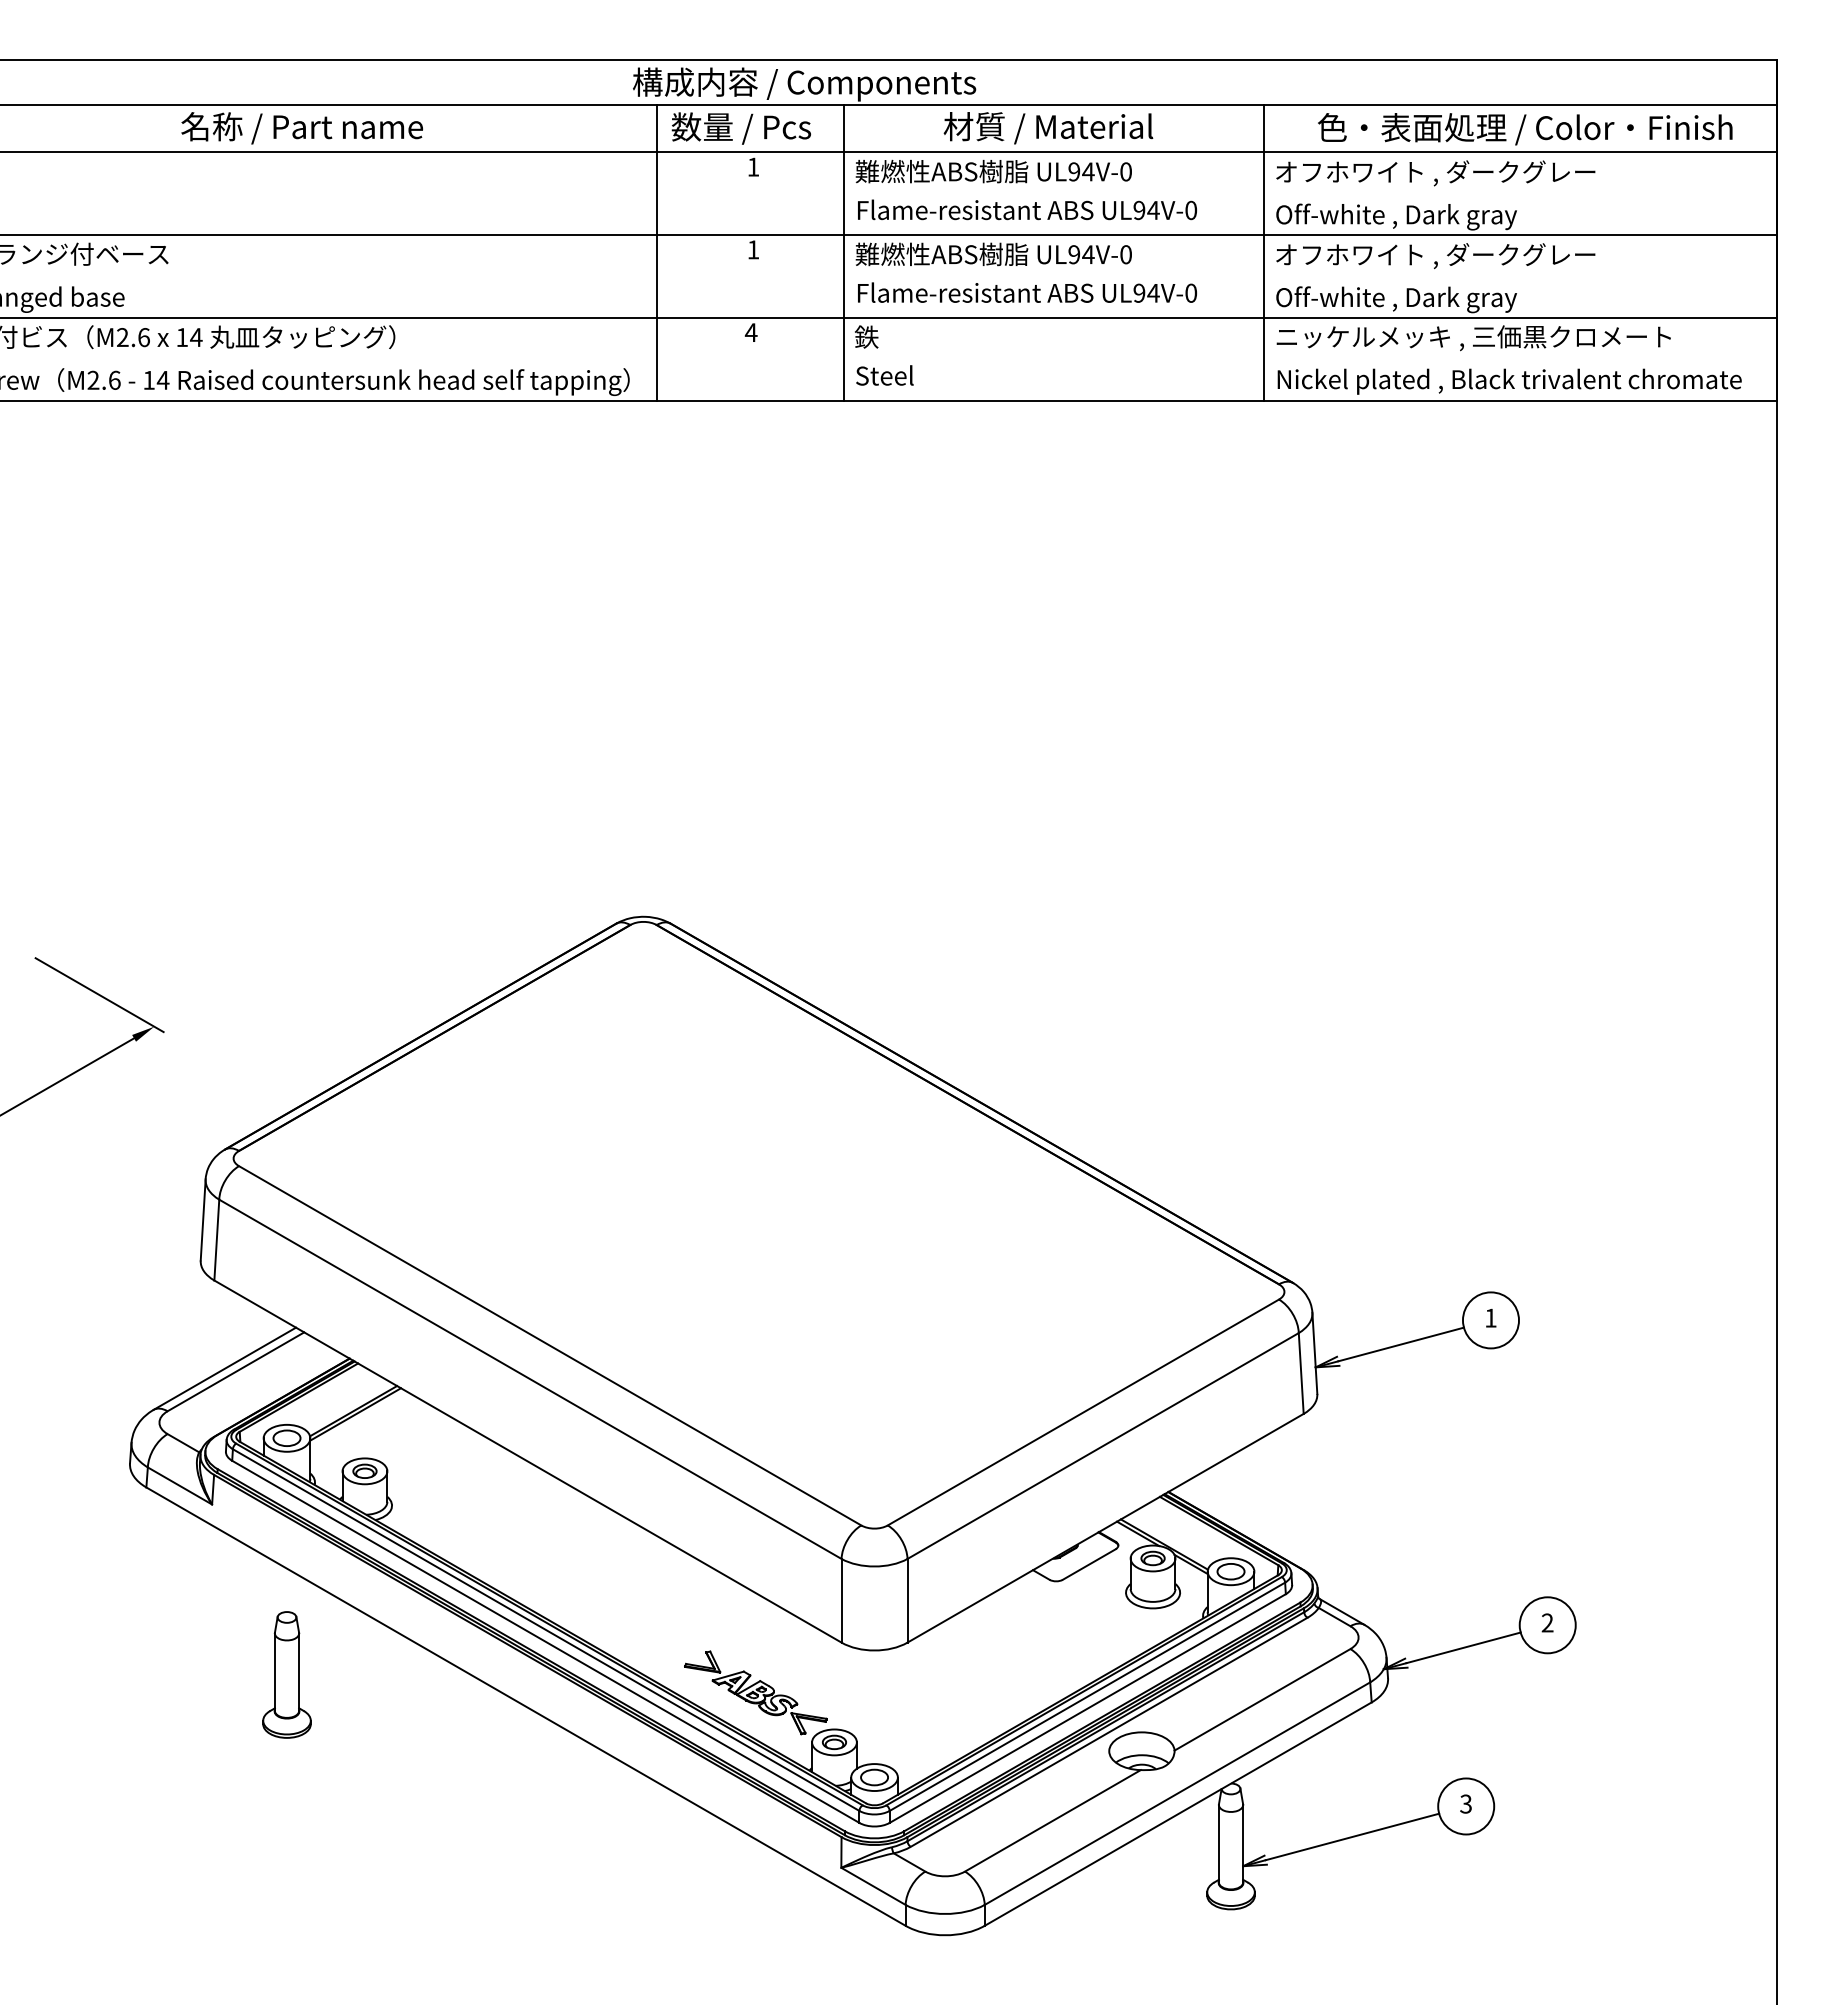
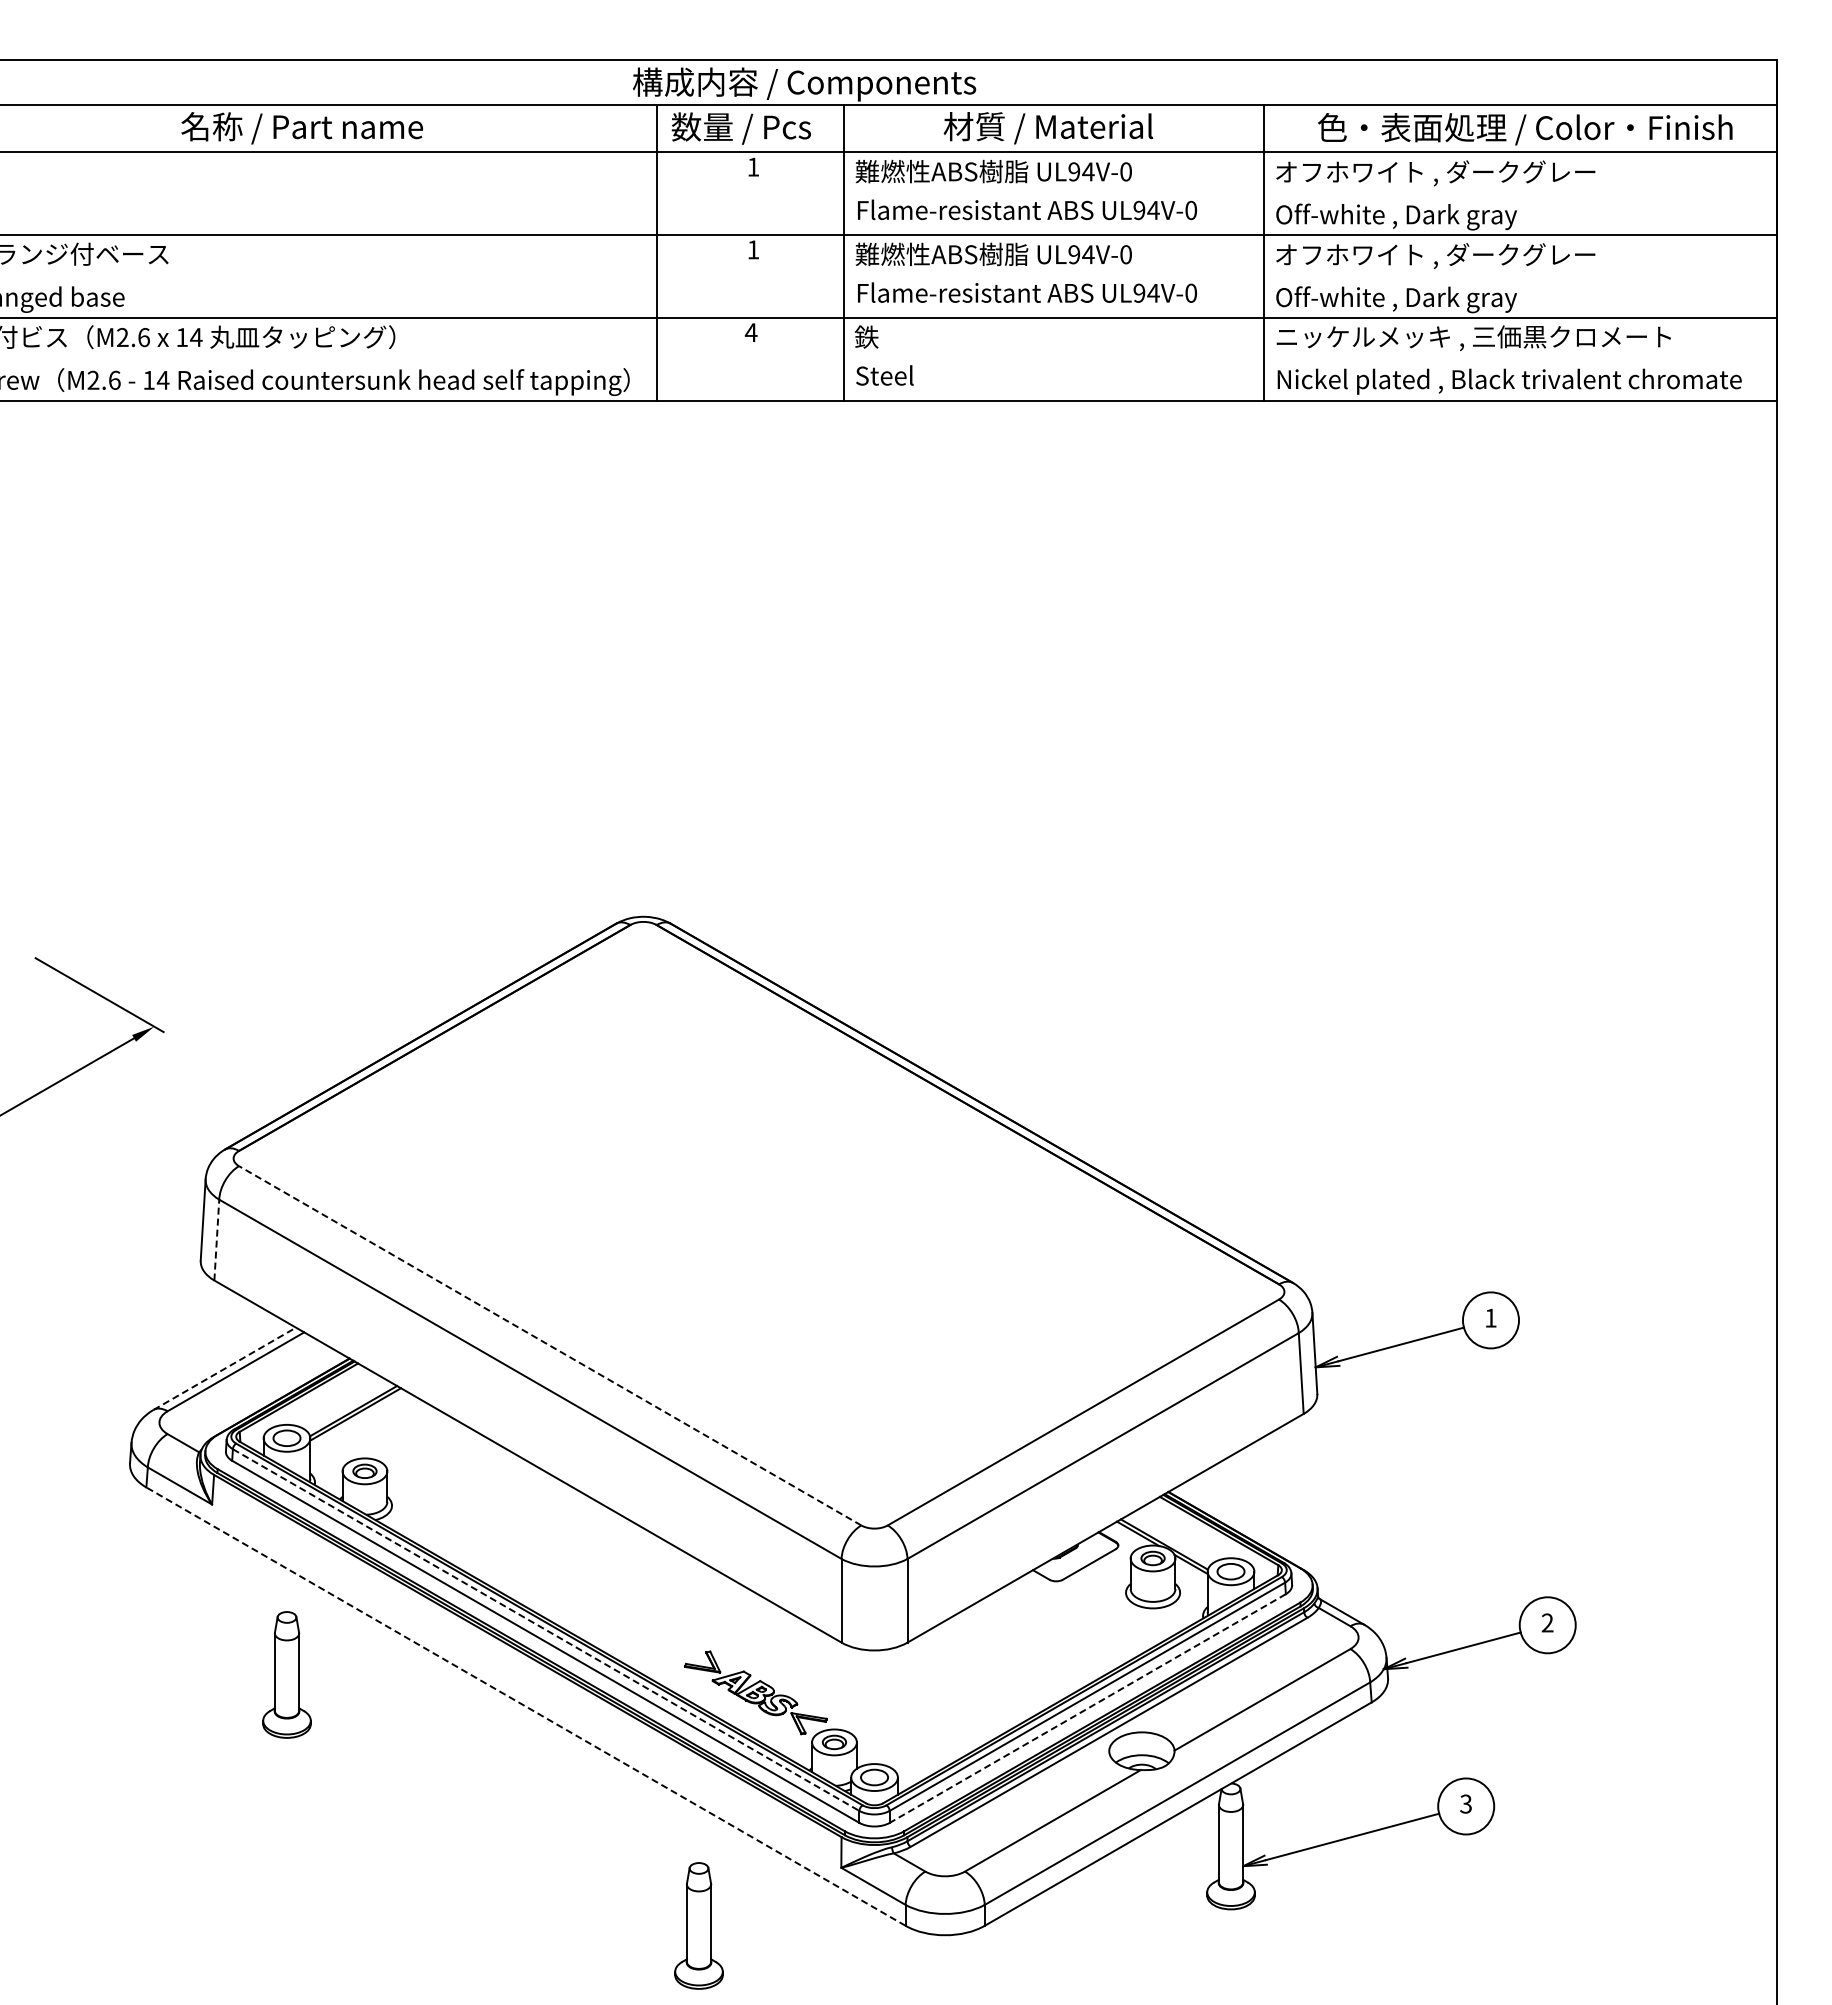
line: solid -> dashed (216, 1239)
line: solid -> dashed (549, 1345)
line: solid -> dashed (225, 1368)
line: solid -> dashed (546, 1630)
line: solid -> dashed (525, 1706)
line: solid -> dashed (1087, 1708)
part: none -> present (698, 1925)
